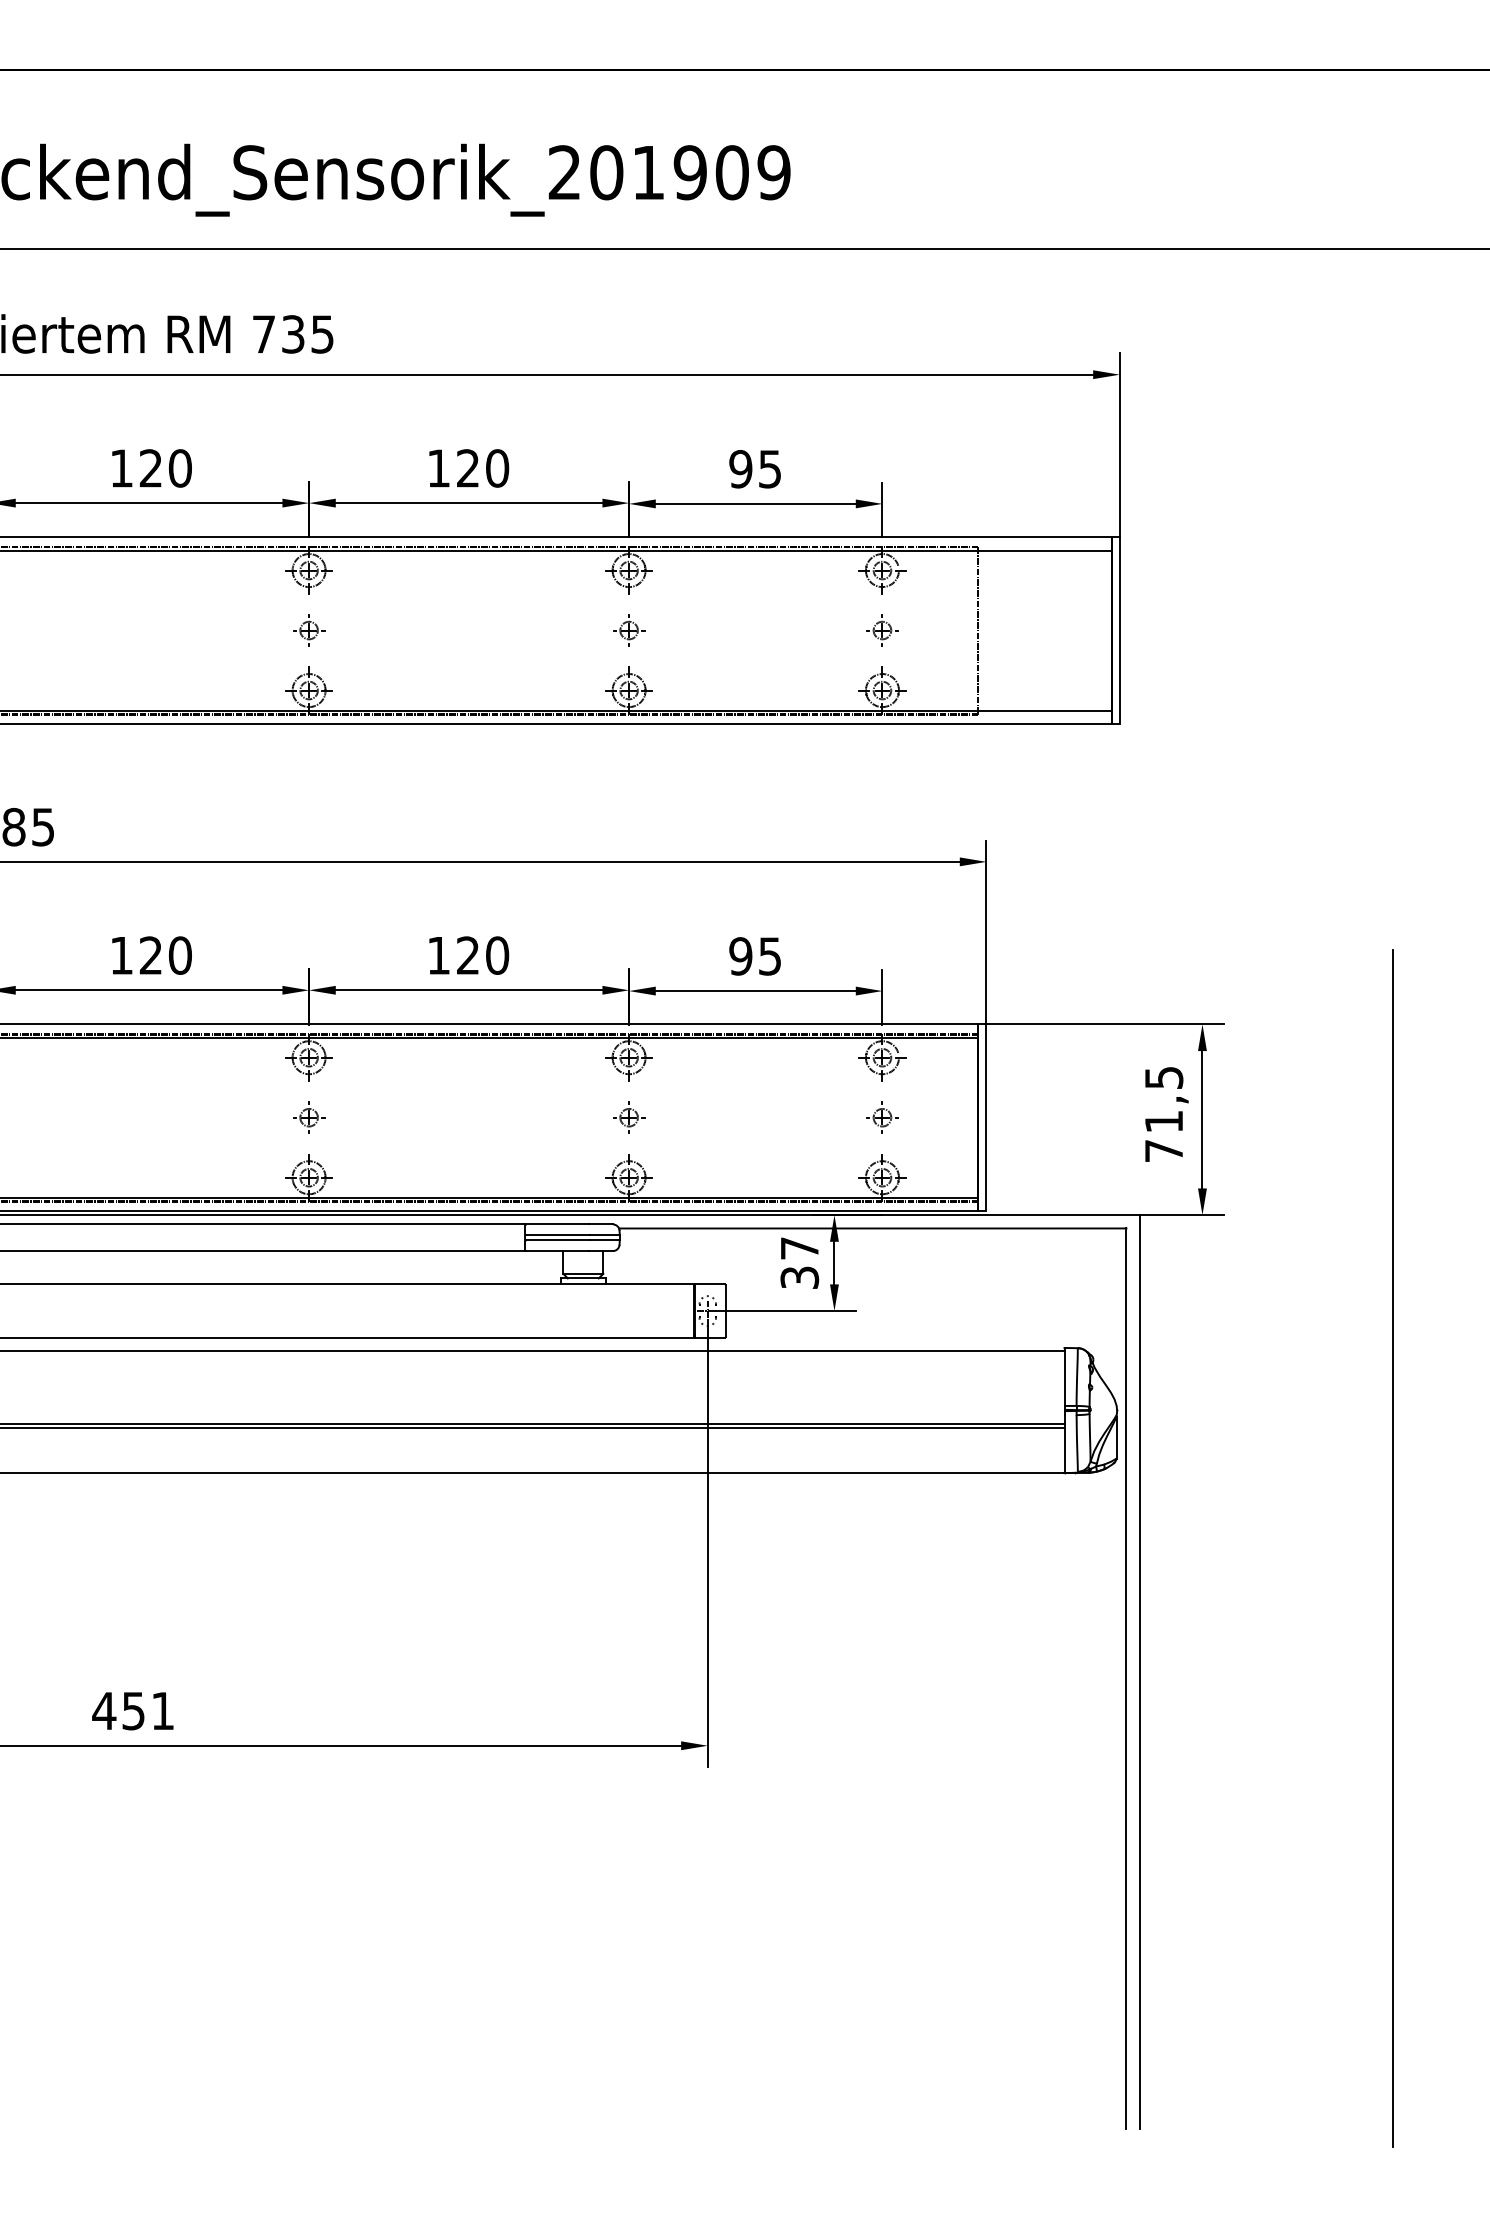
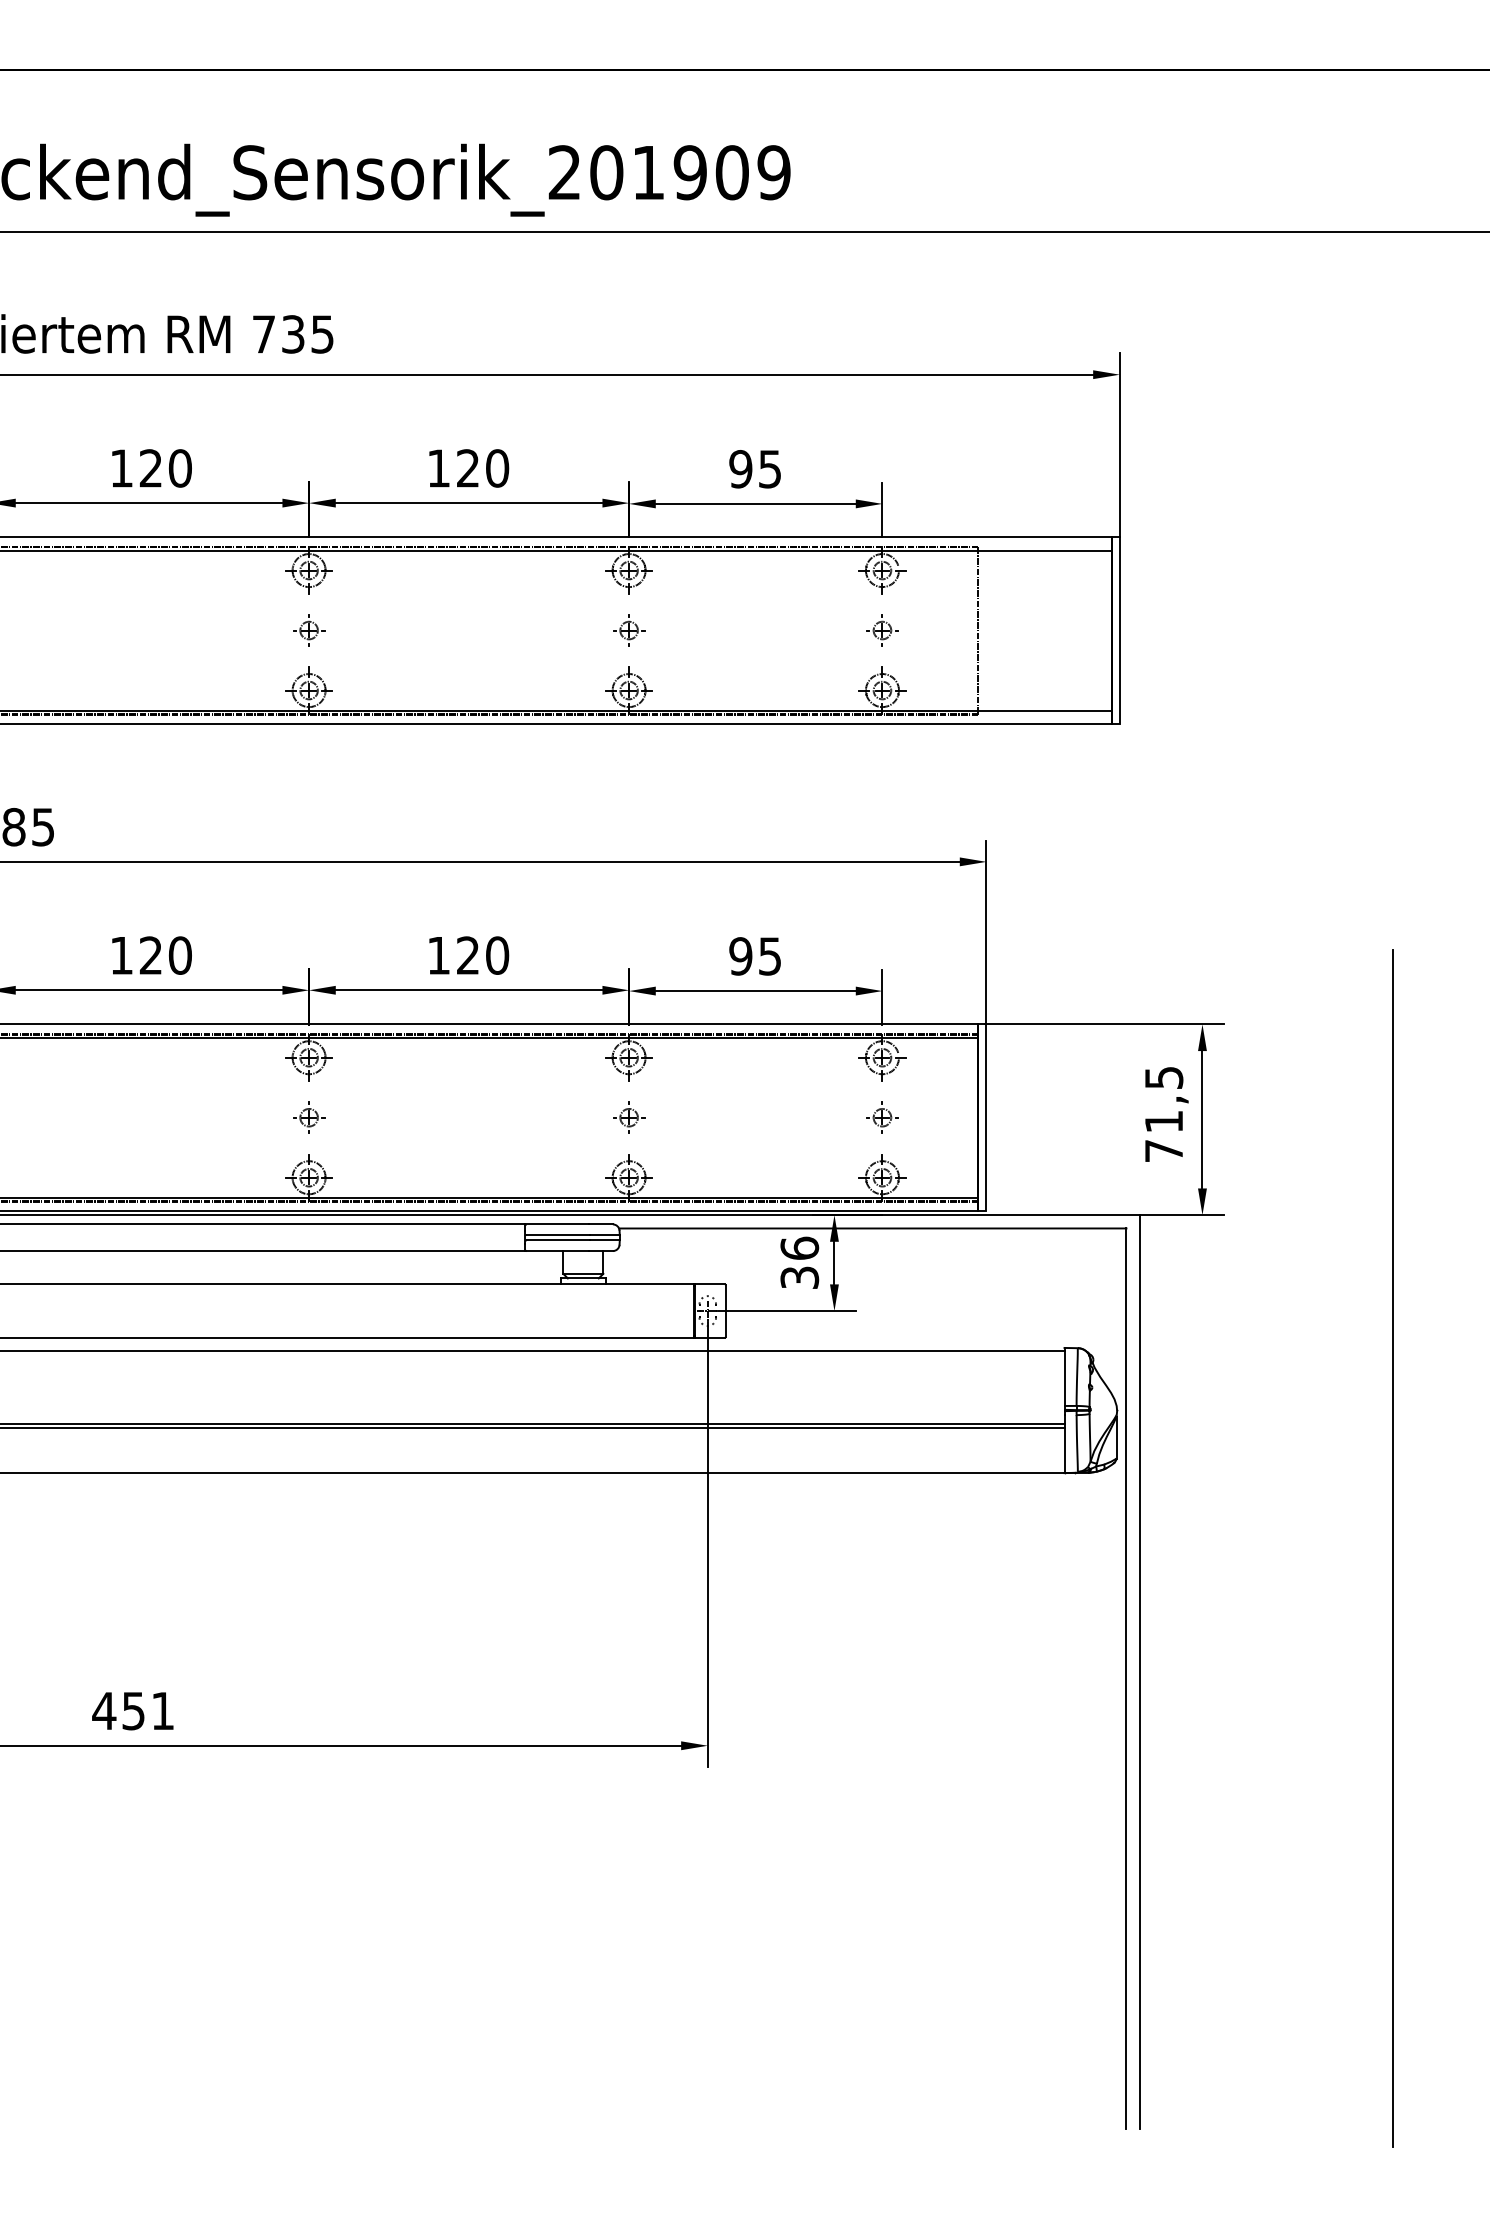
line position: (744, 249) -> (744, 232) (744, 232)
text: 37 -> 36 (799, 1247)
